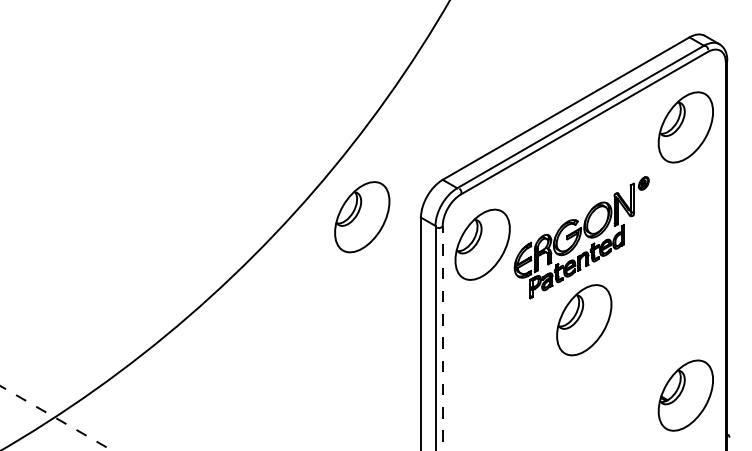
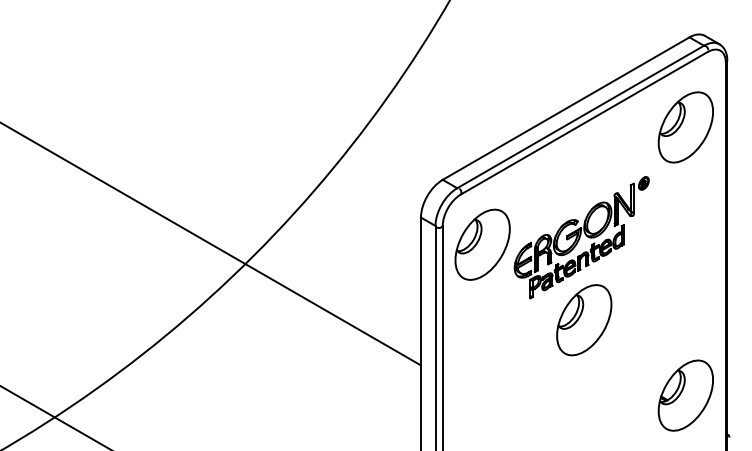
part: present -> none (362, 217)
line: none -> present (211, 244)
line: dashed -> solid (442, 337)
line: dashed -> solid (56, 418)
